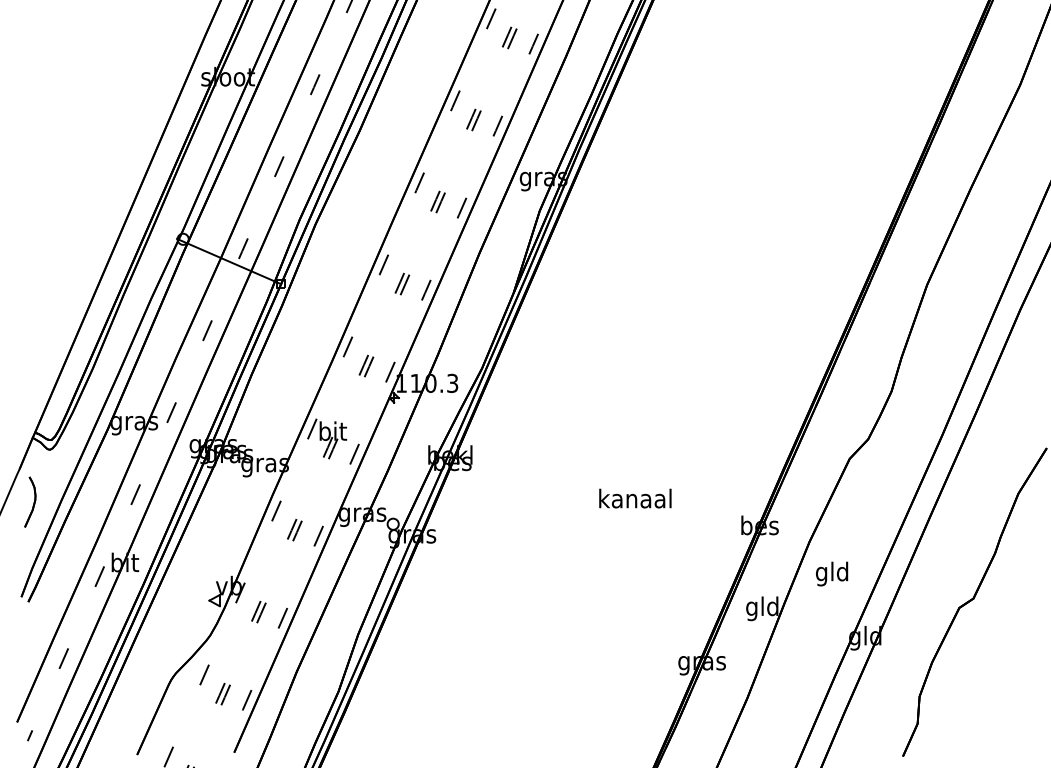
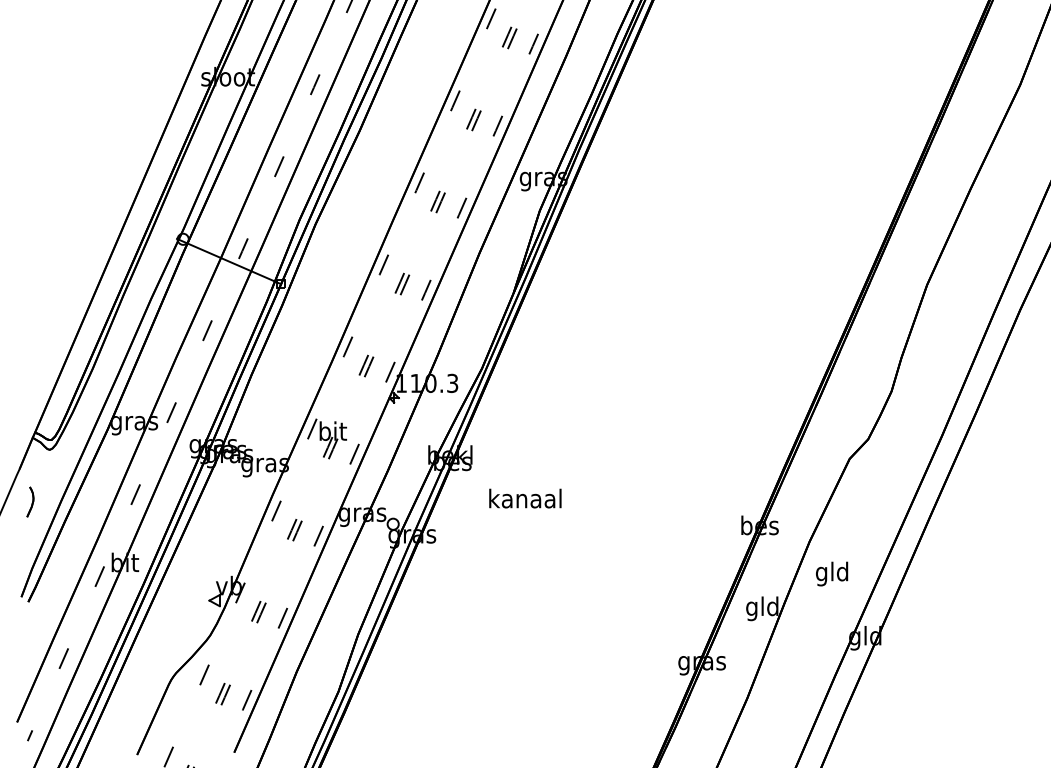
text position: (635, 498) -> (525, 498) (525, 498)
part size: 13x52 px -> 9x32 px (30, 501)
part: present -> none (974, 601)
